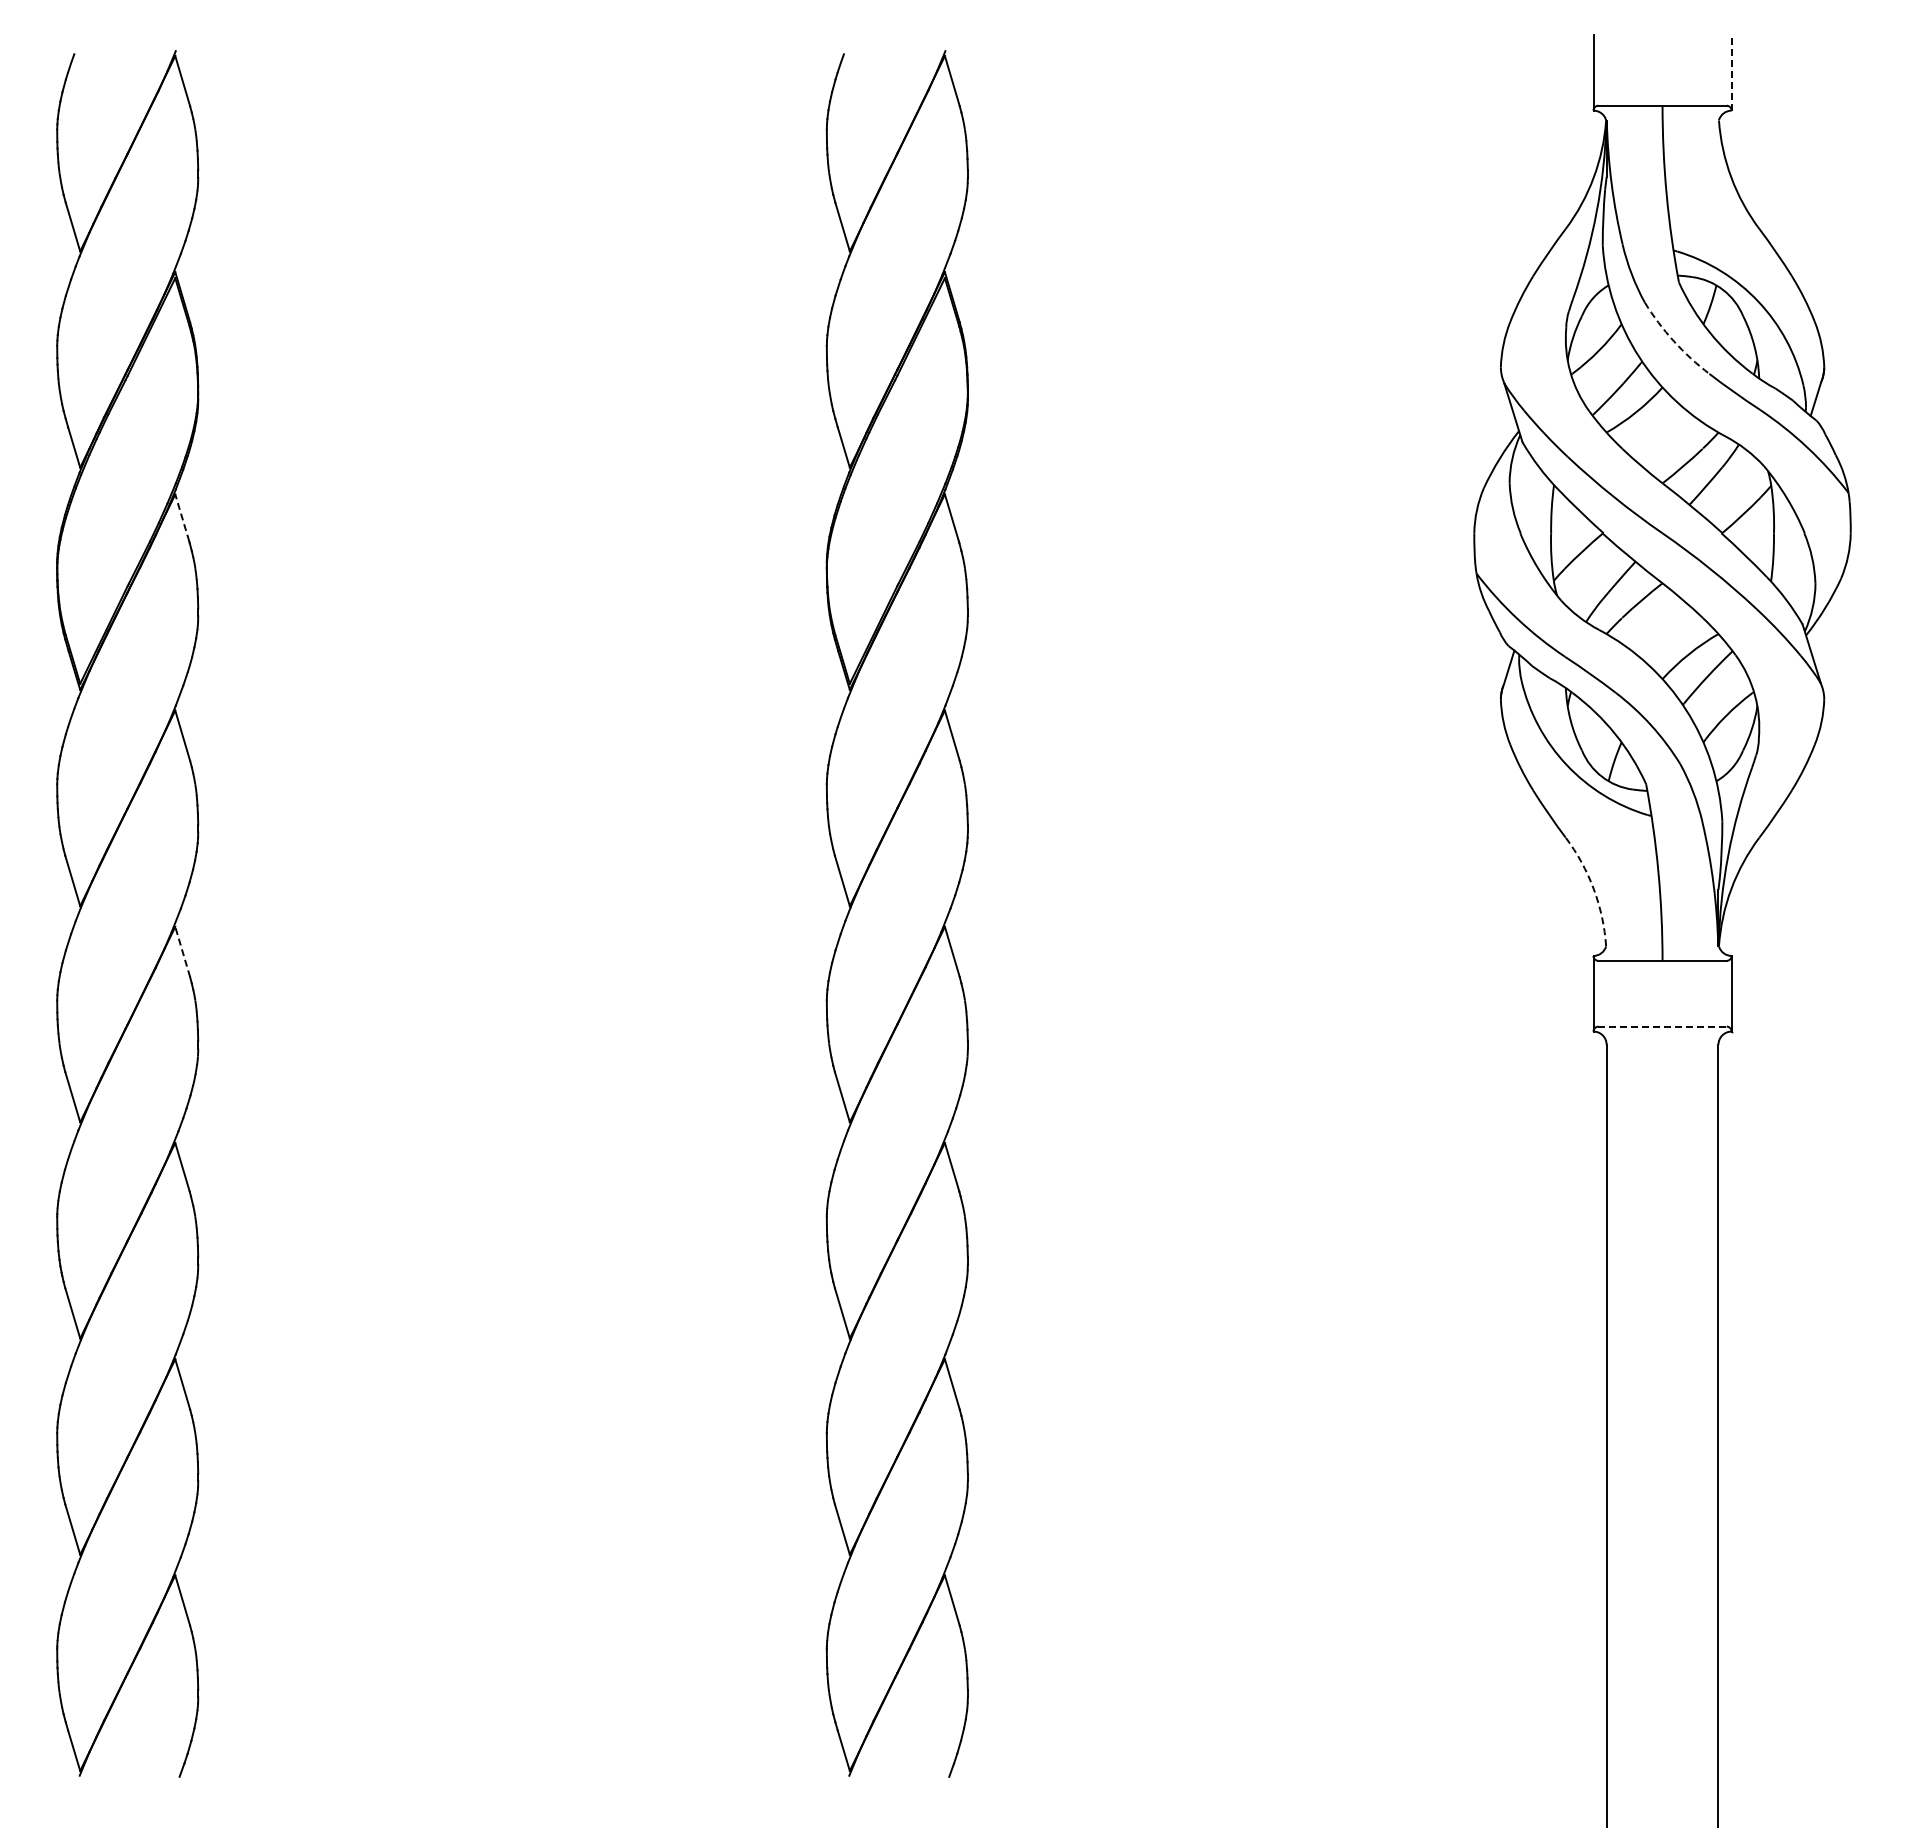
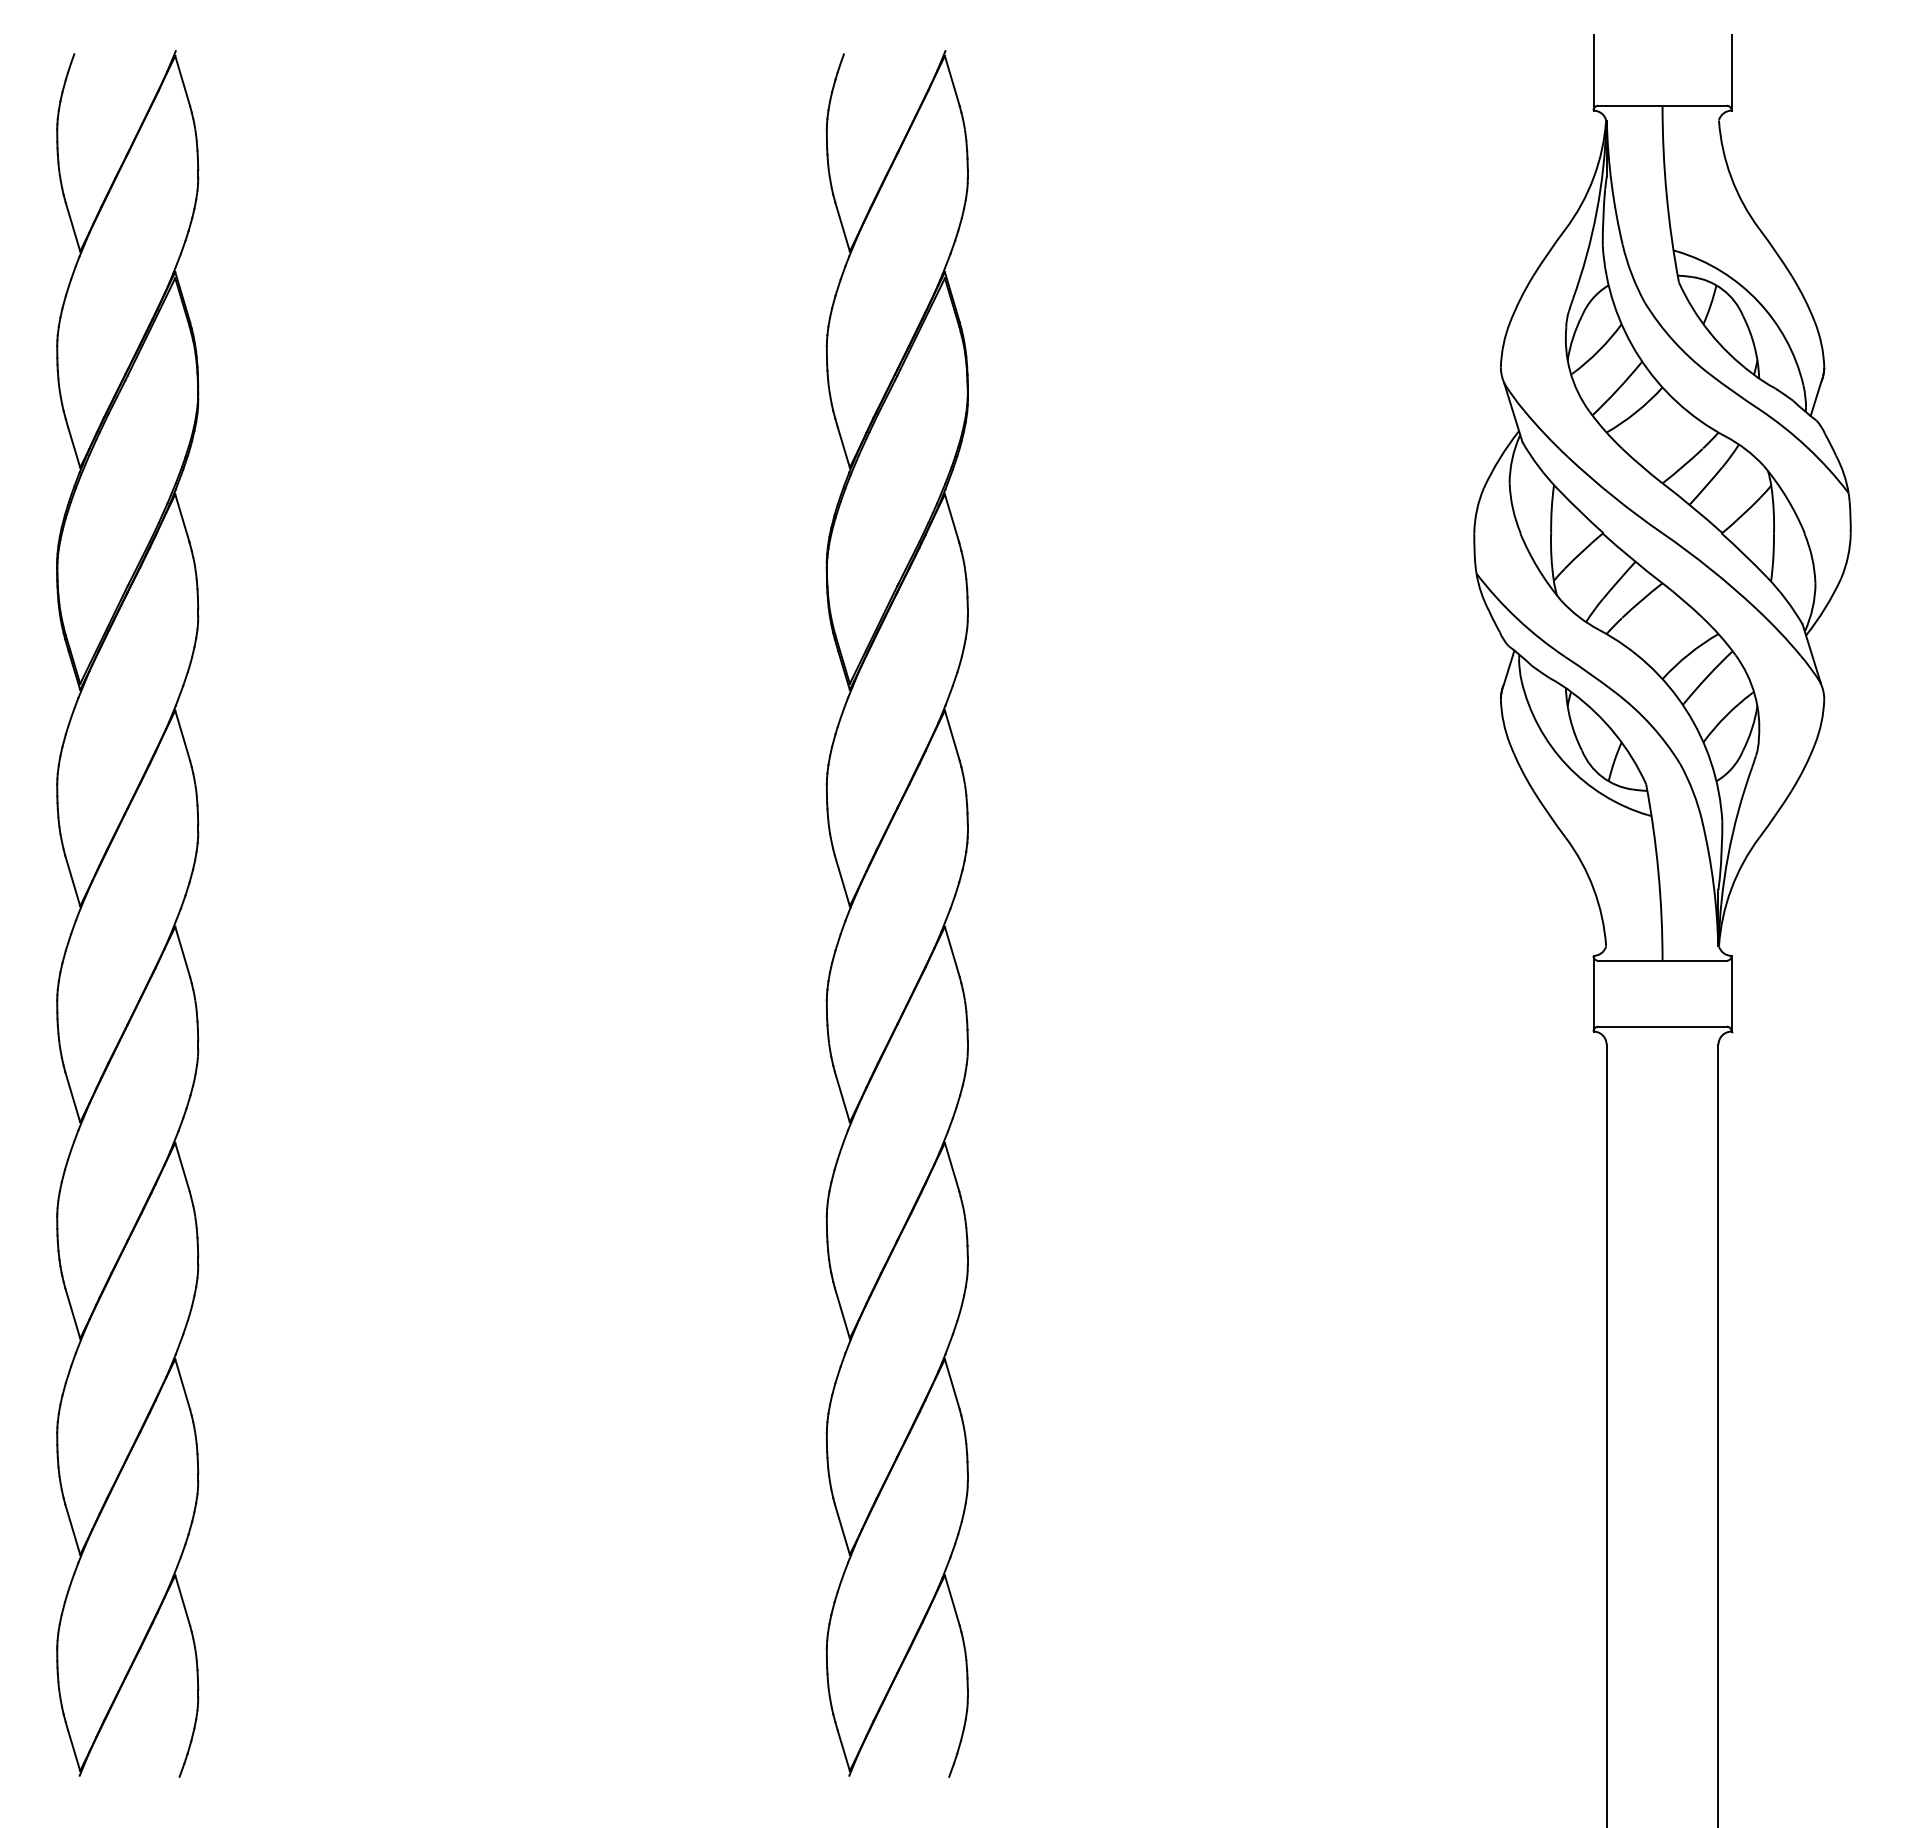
line: dashed -> solid (1731, 72)
arc: dashed -> solid (1673, 341)
line: dashed -> solid (182, 517)
arc: dashed -> solid (1593, 888)
line: dashed -> solid (182, 951)
line: dashed -> solid (1663, 1026)
